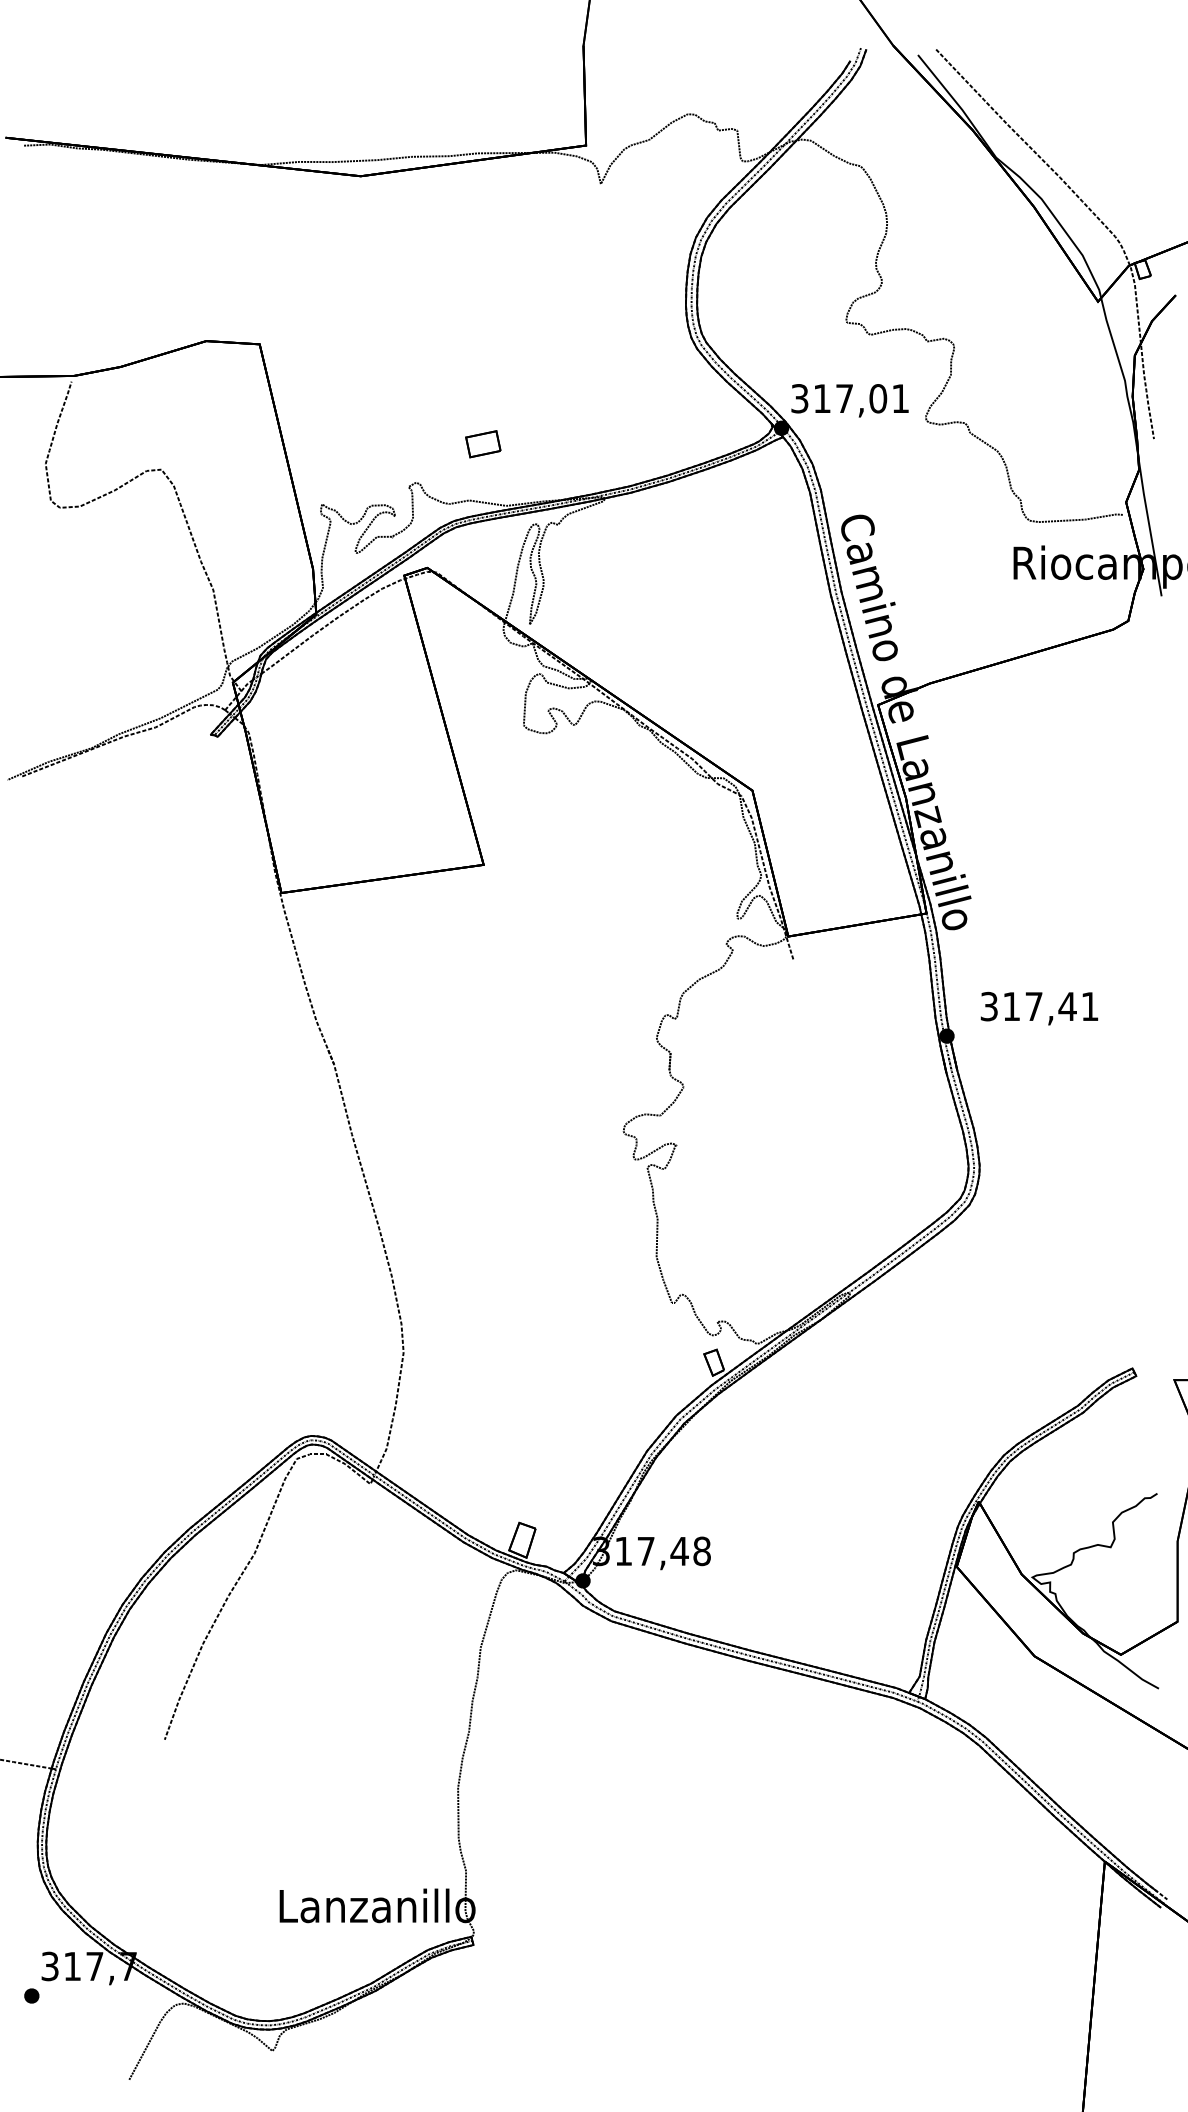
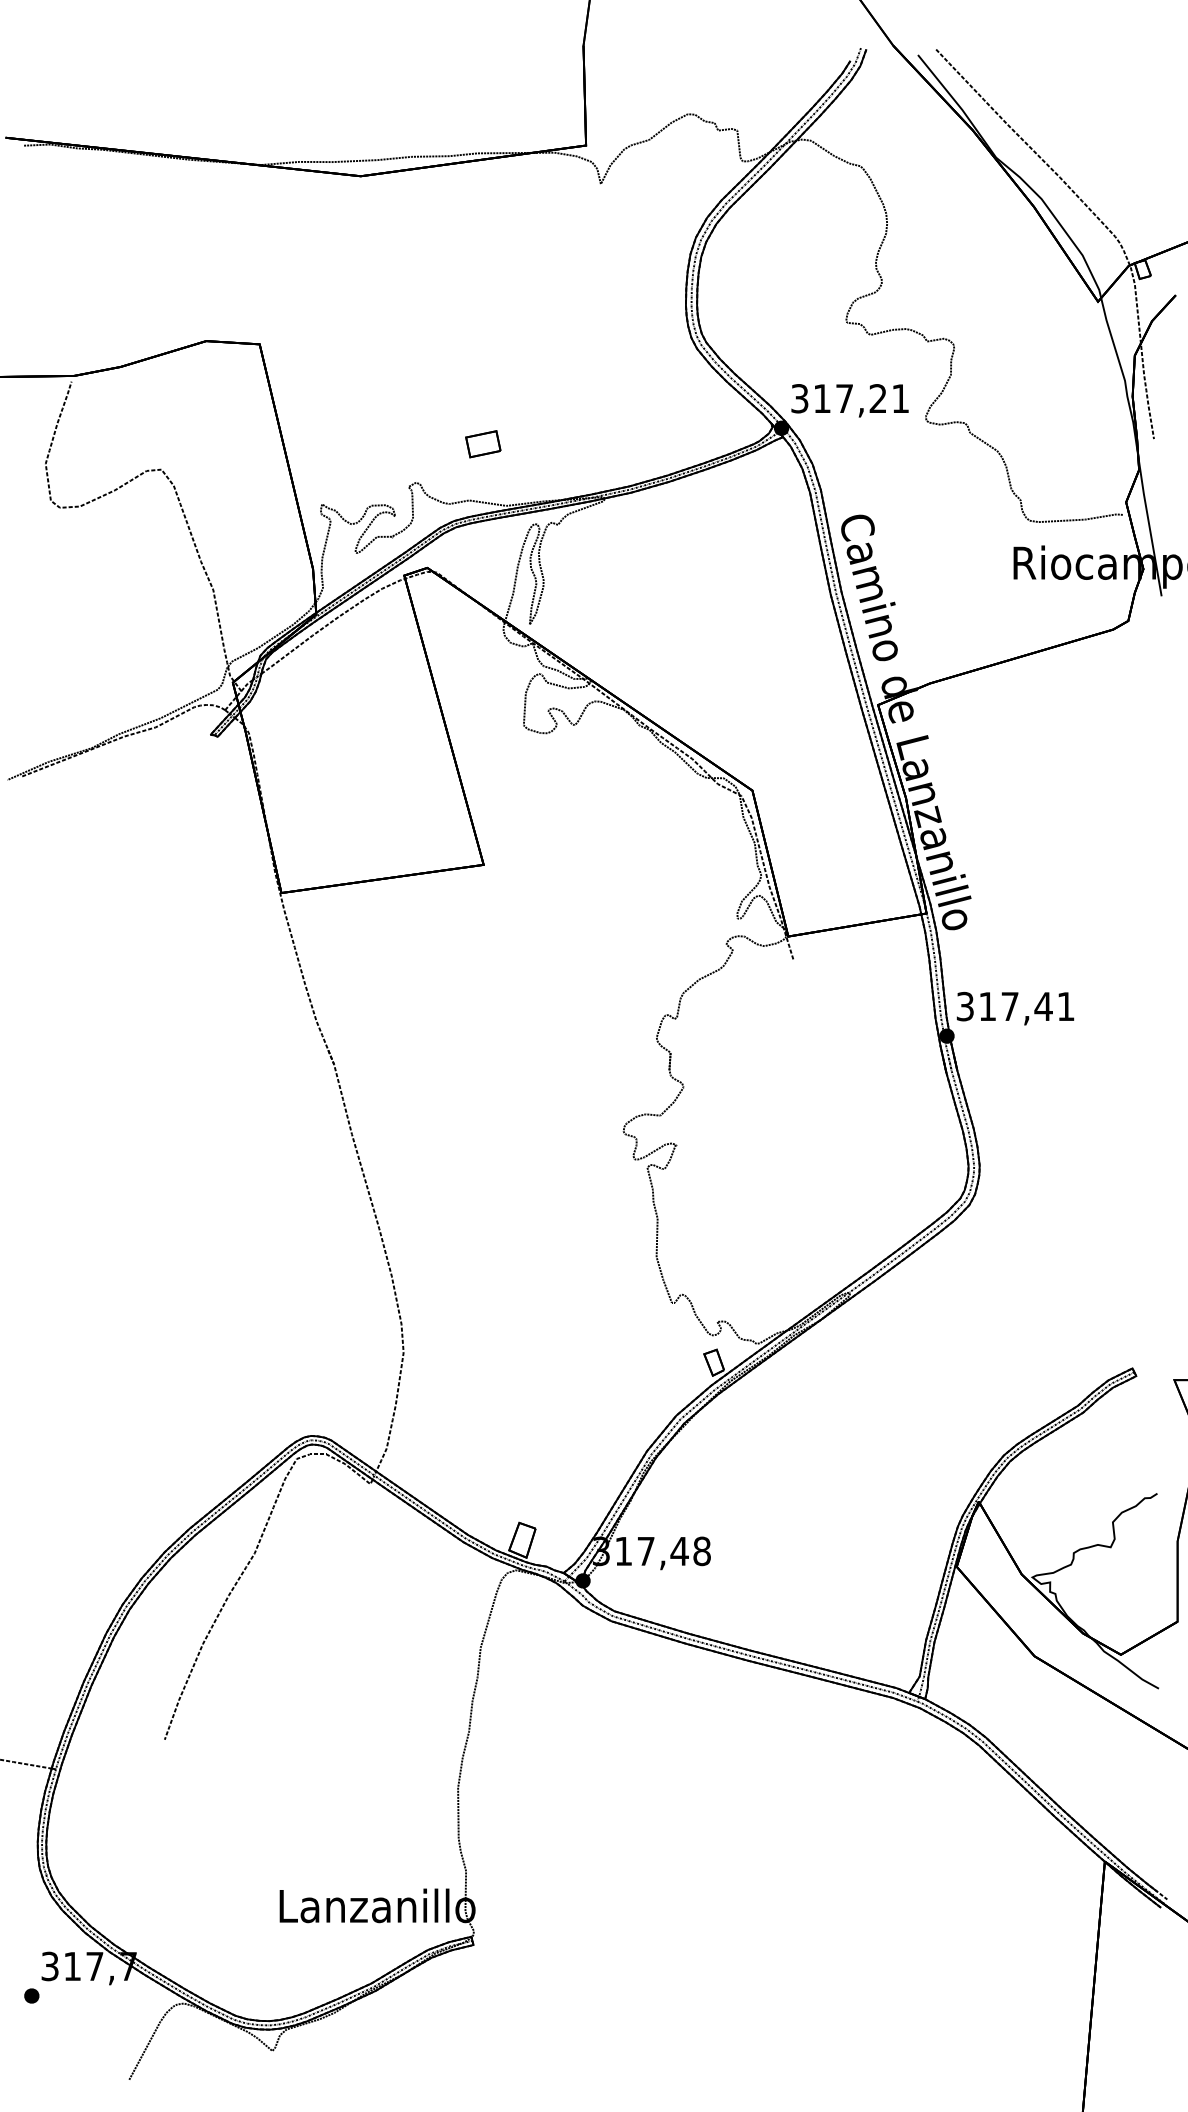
text: 317,01 -> 317,21 (878, 398)
text position: (1039, 1008) -> (1015, 1008) (1015, 1008)
